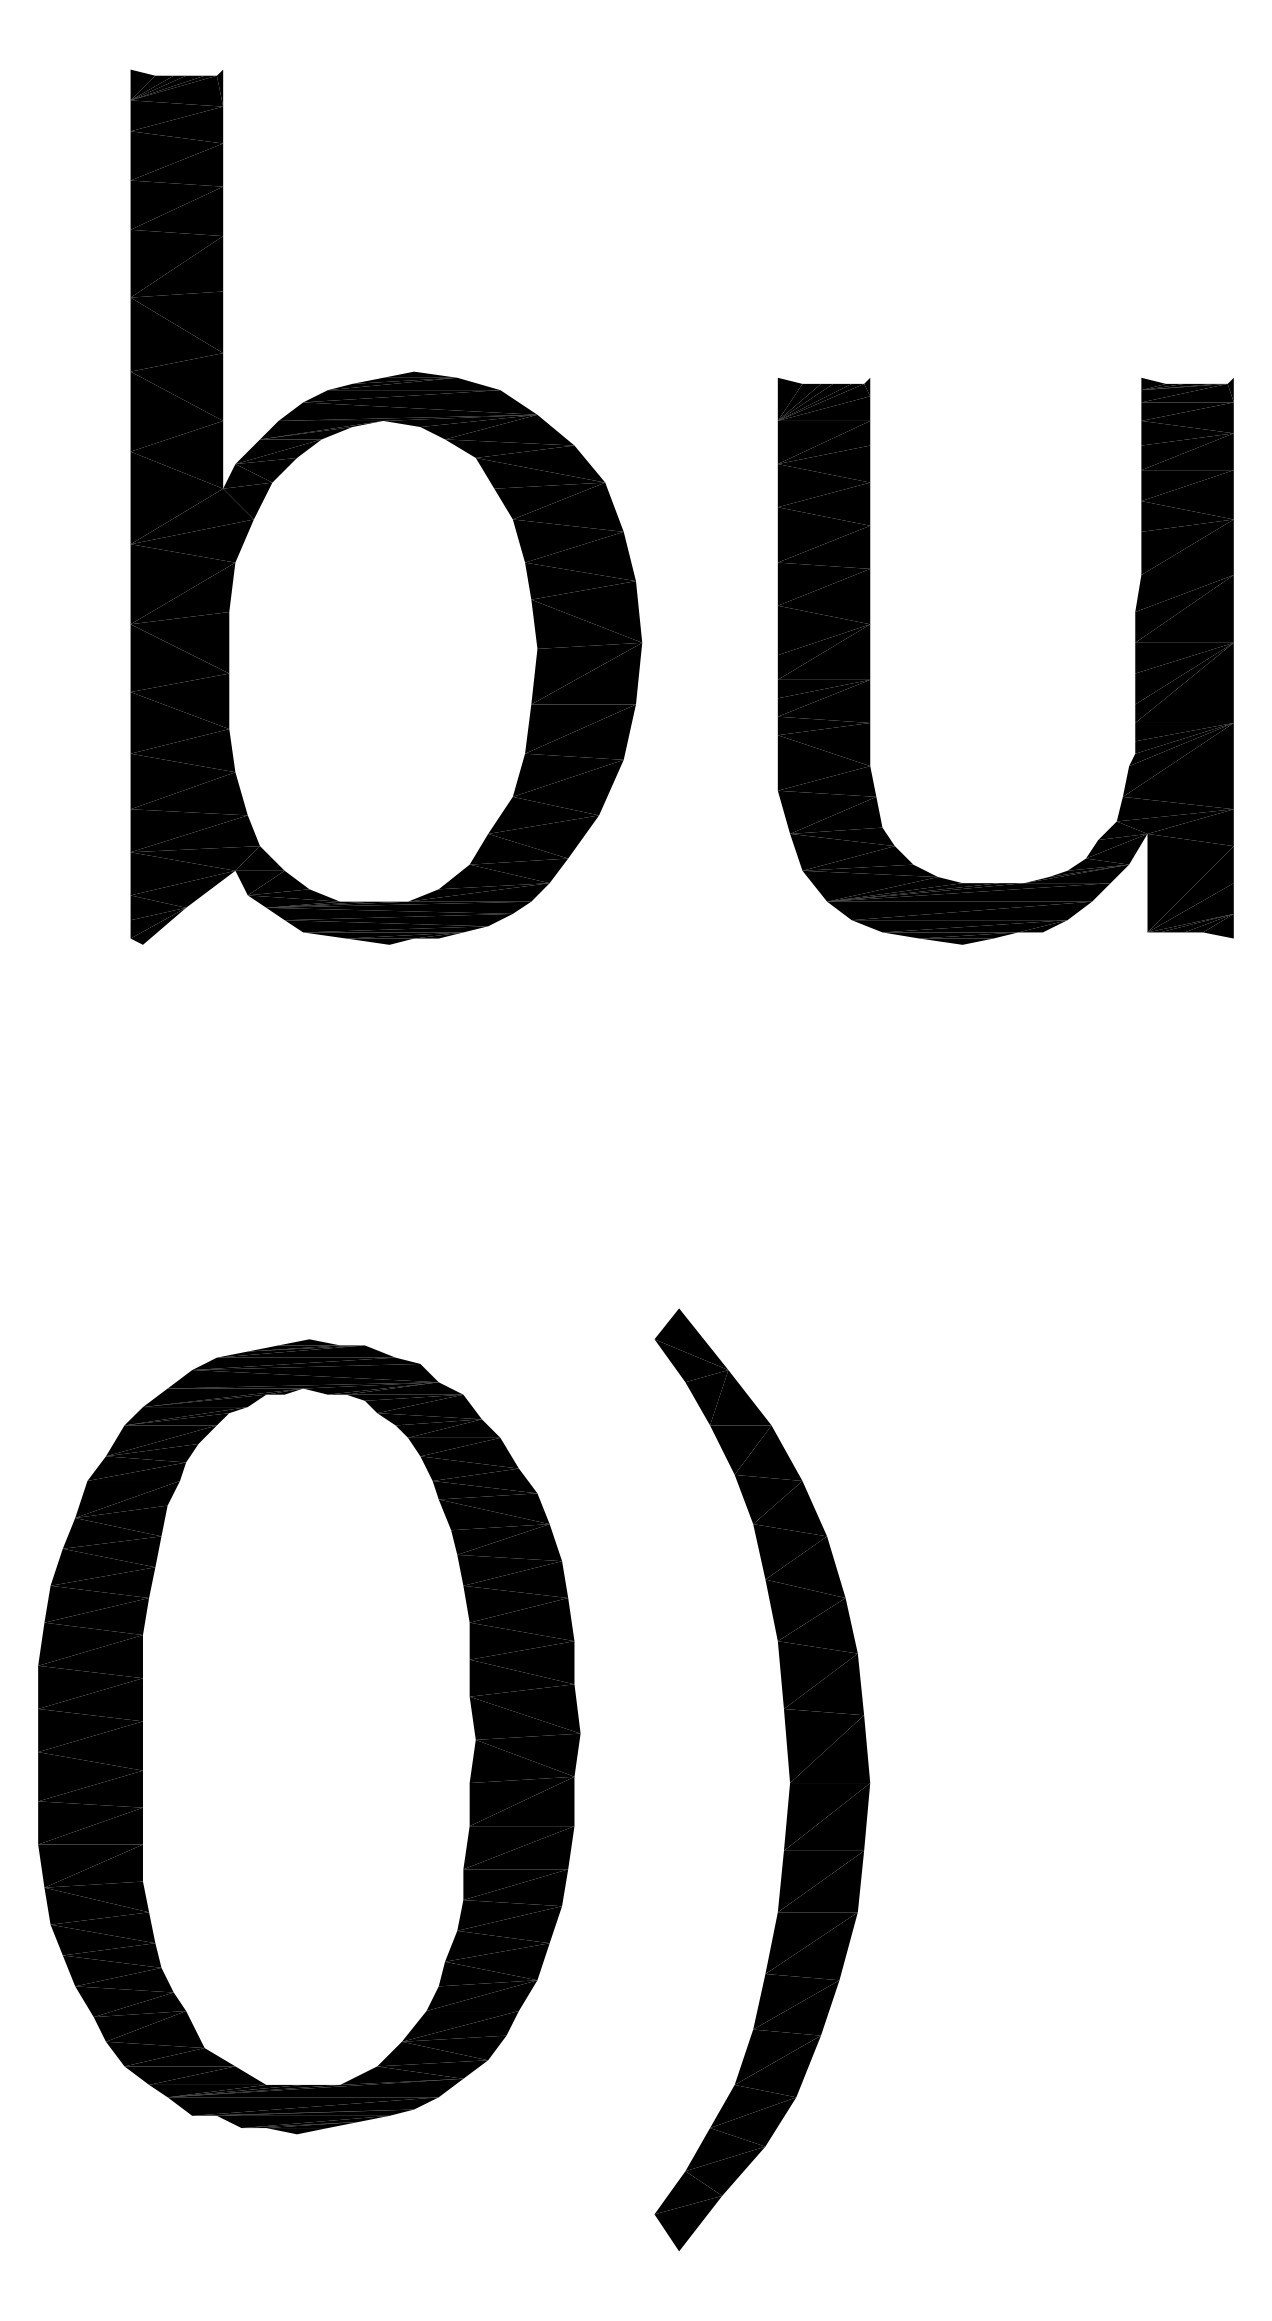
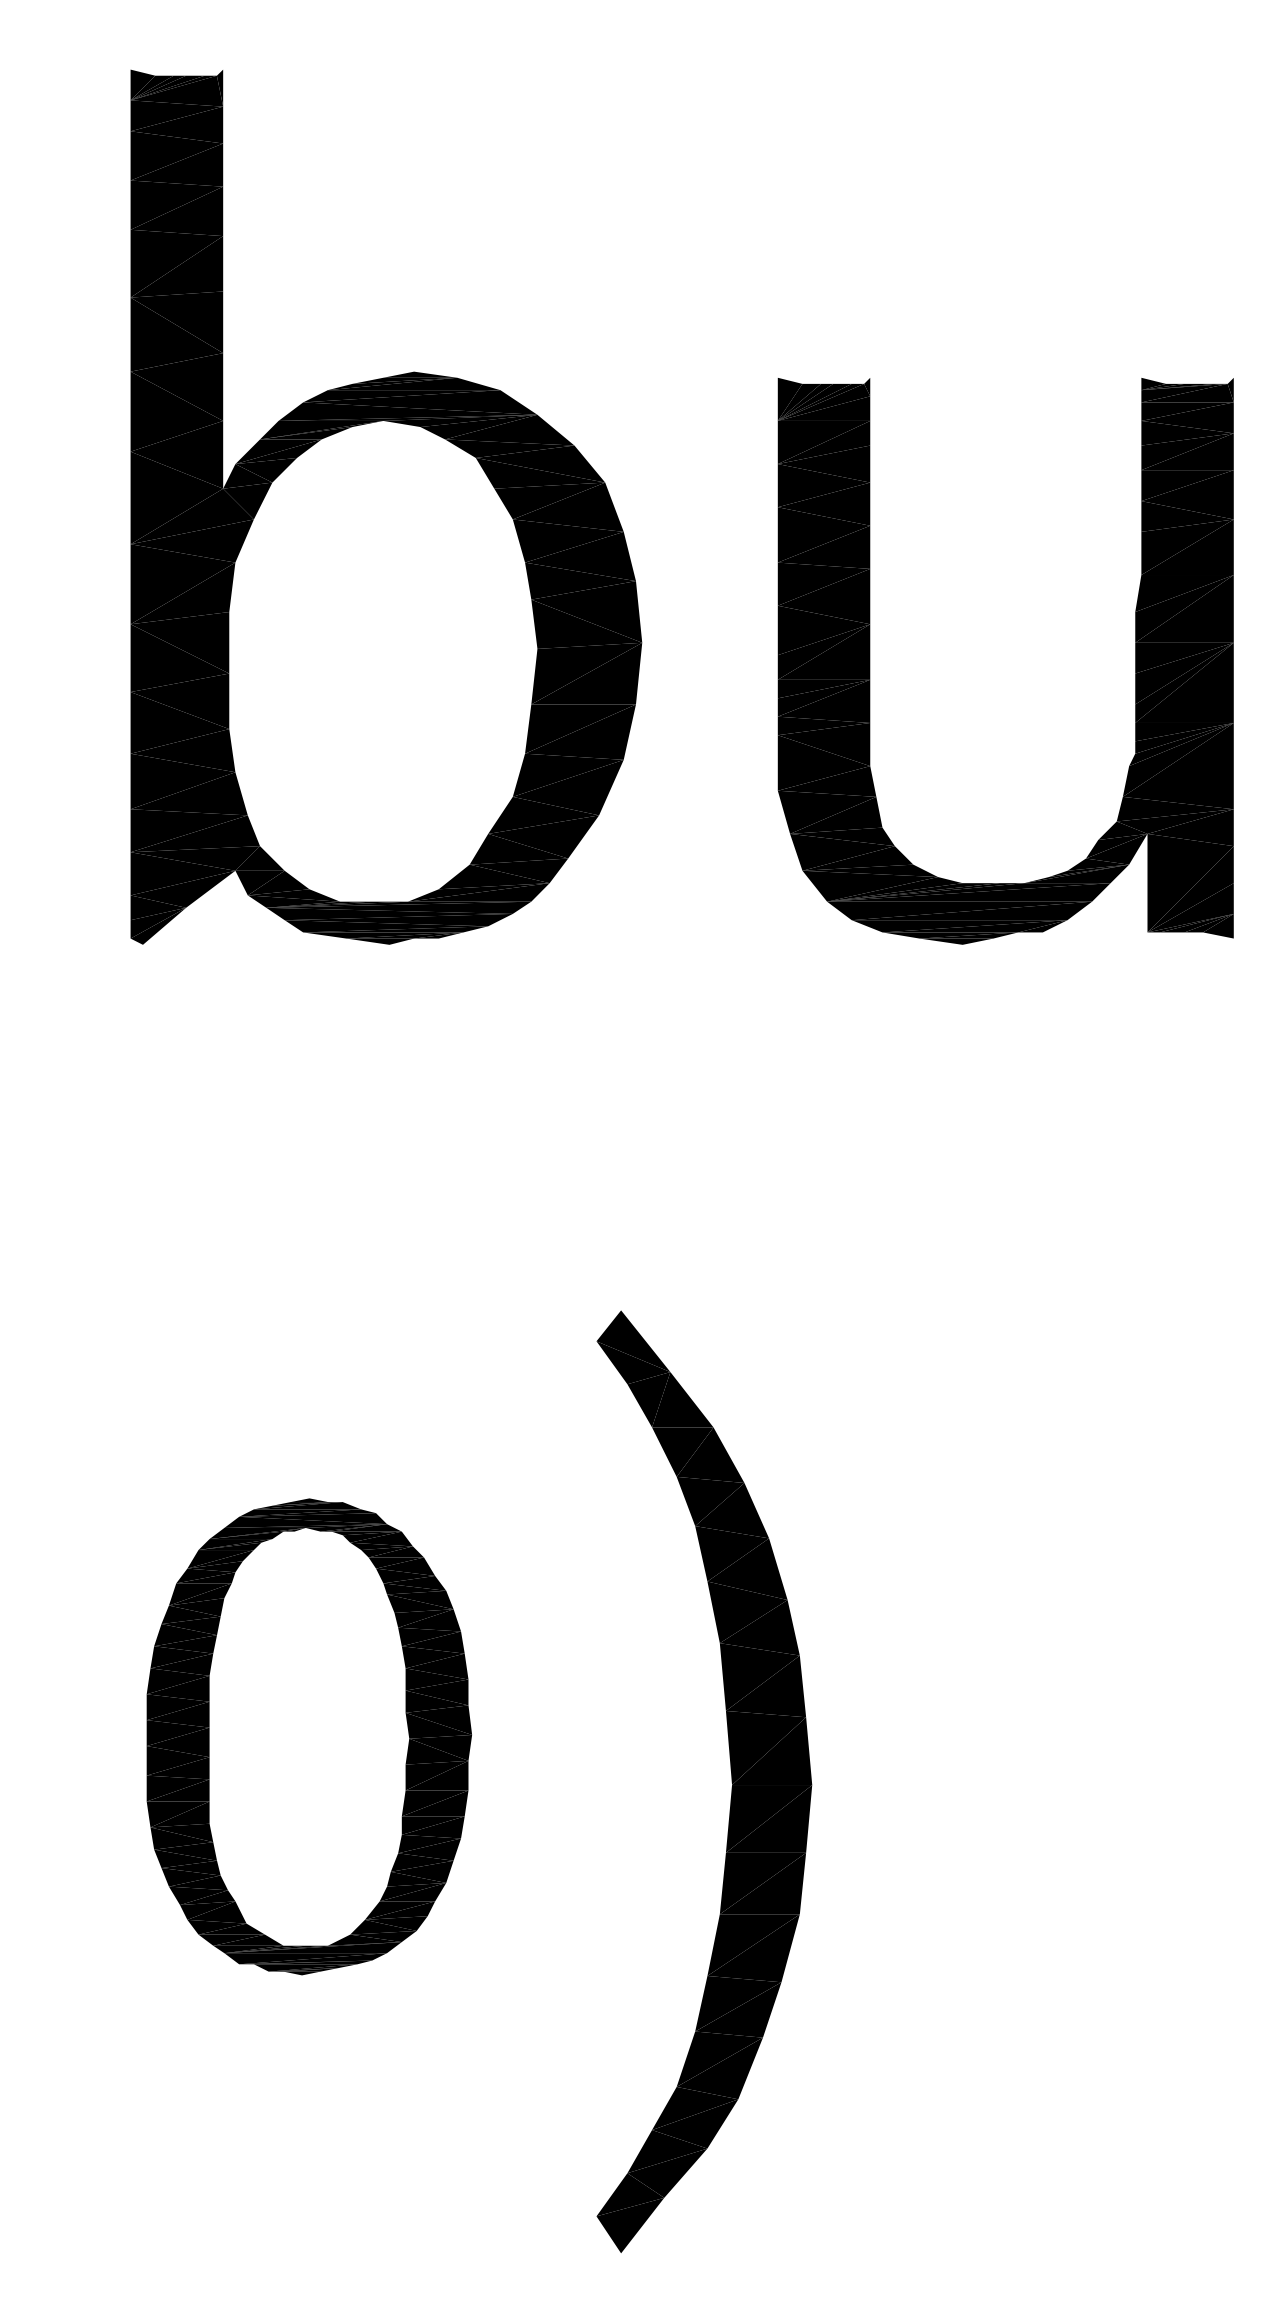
part size: 543x796 px -> 326x478 px (308, 1736)
part position: (789, 1779) -> (731, 1781) (731, 1781)
